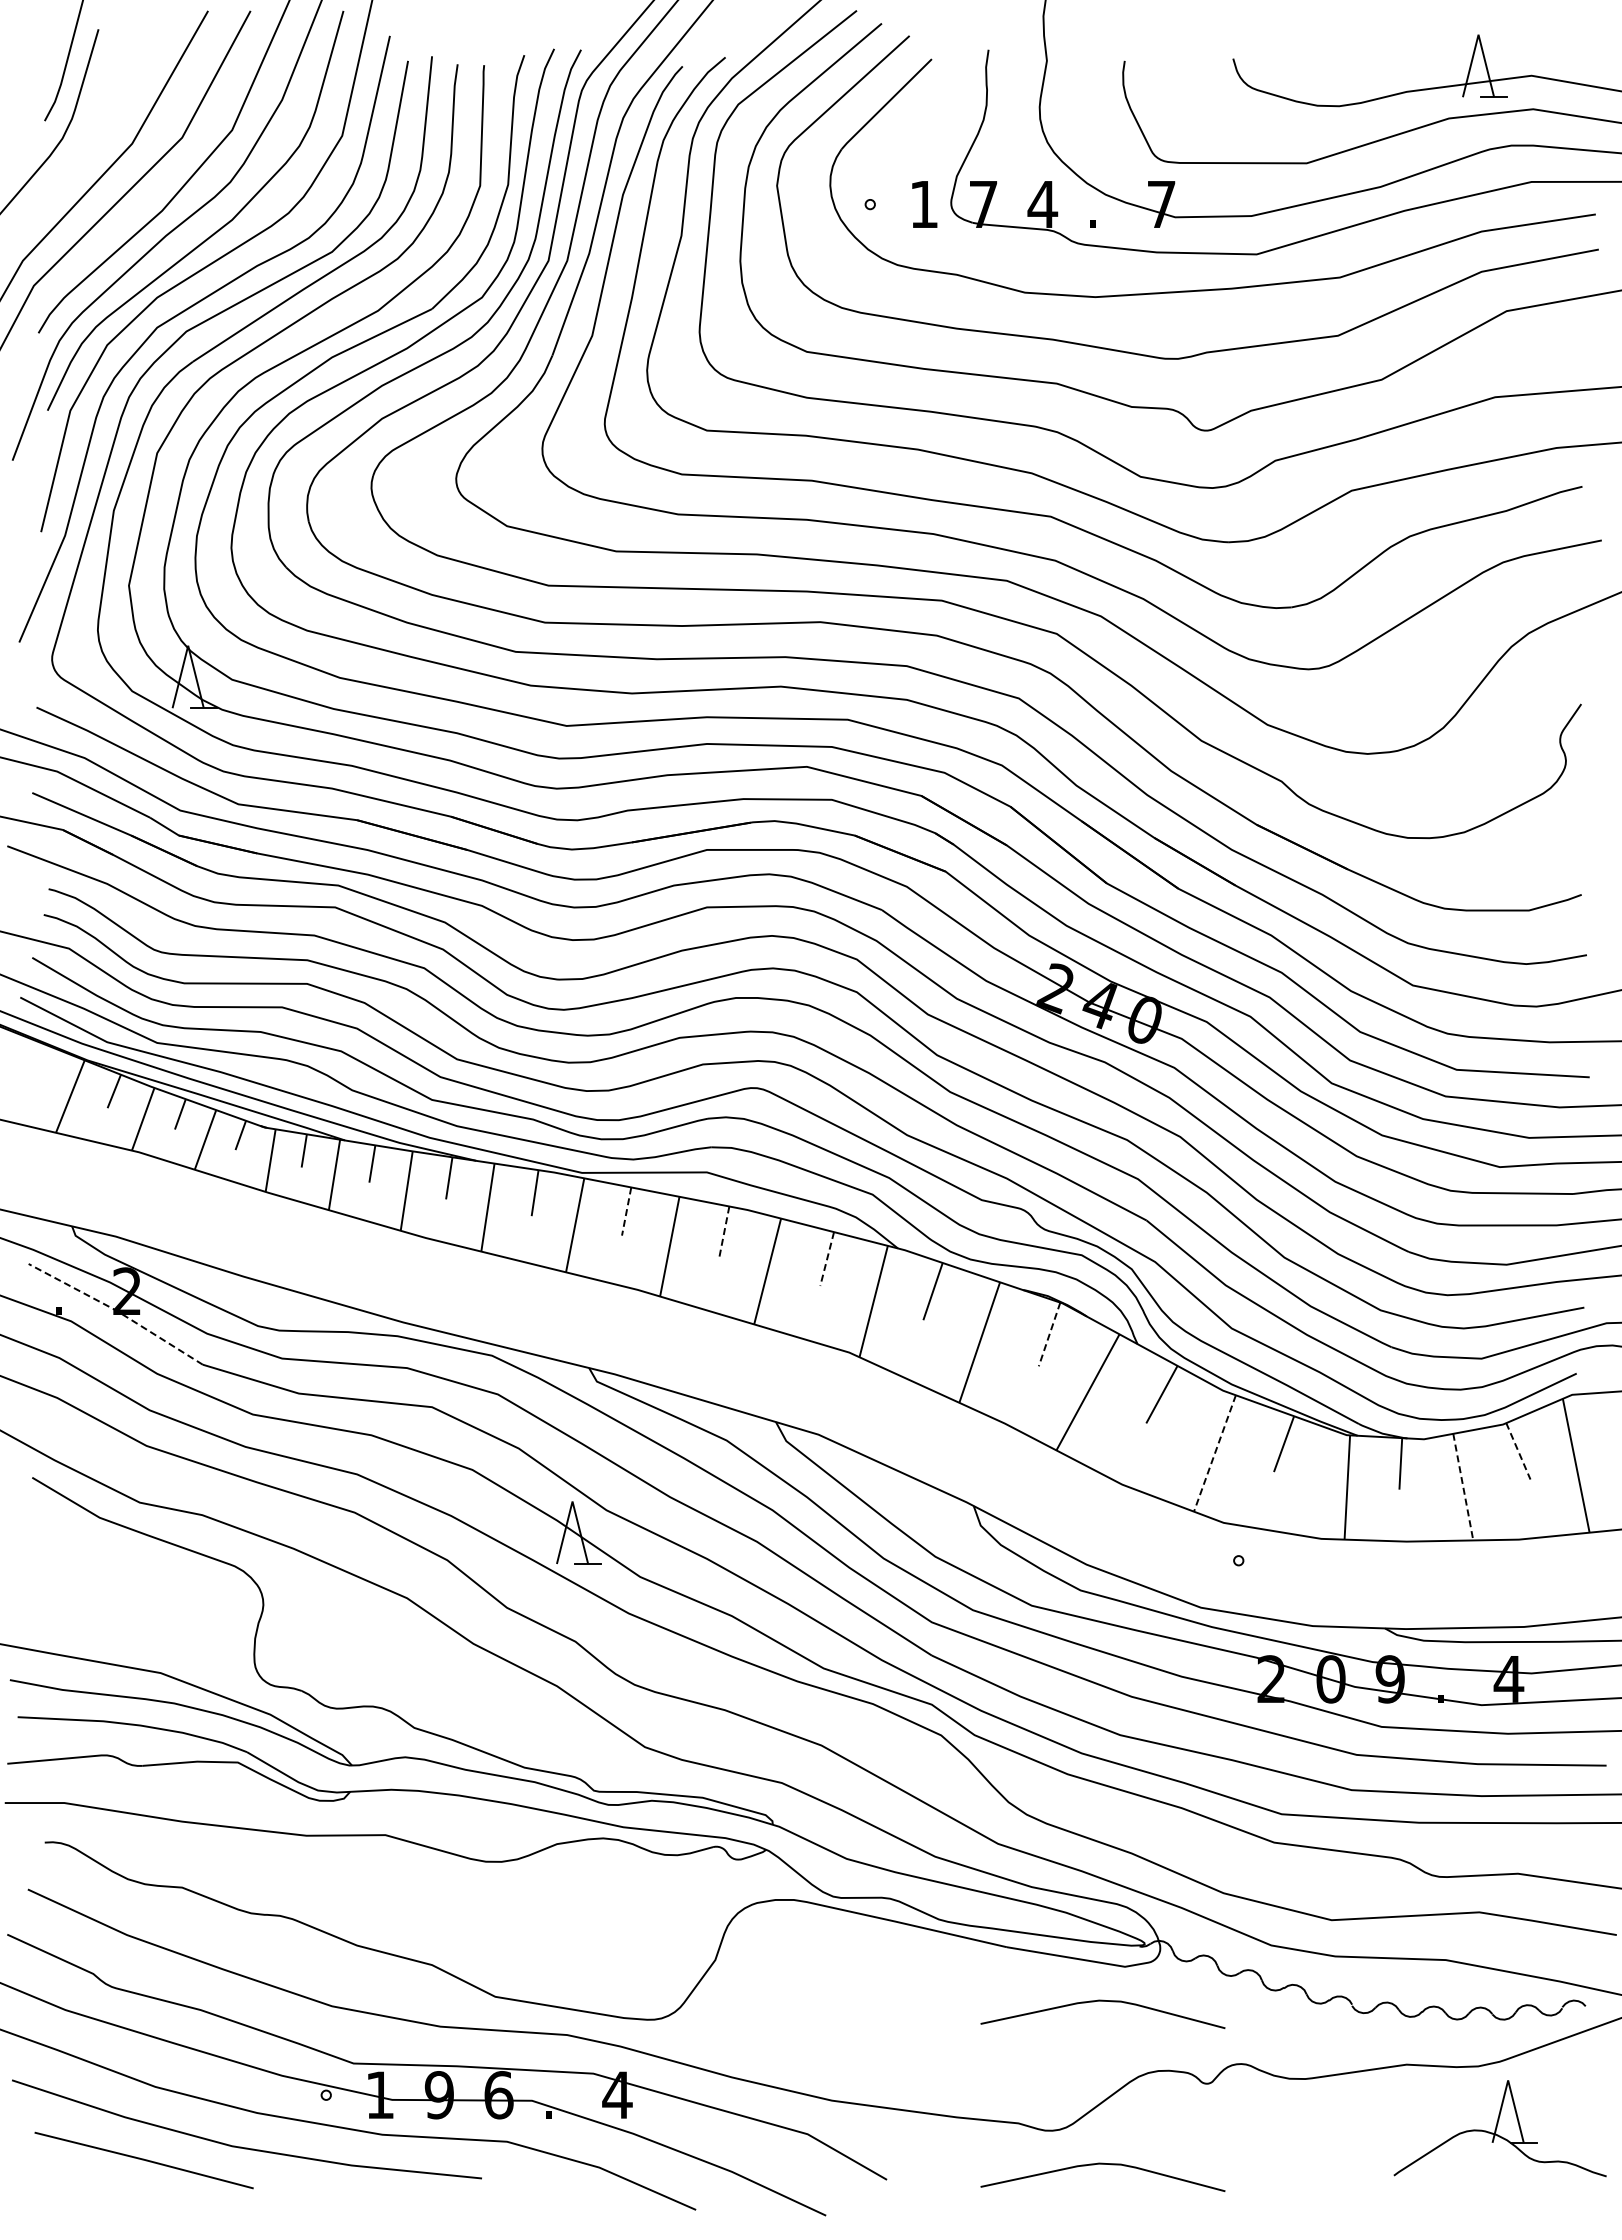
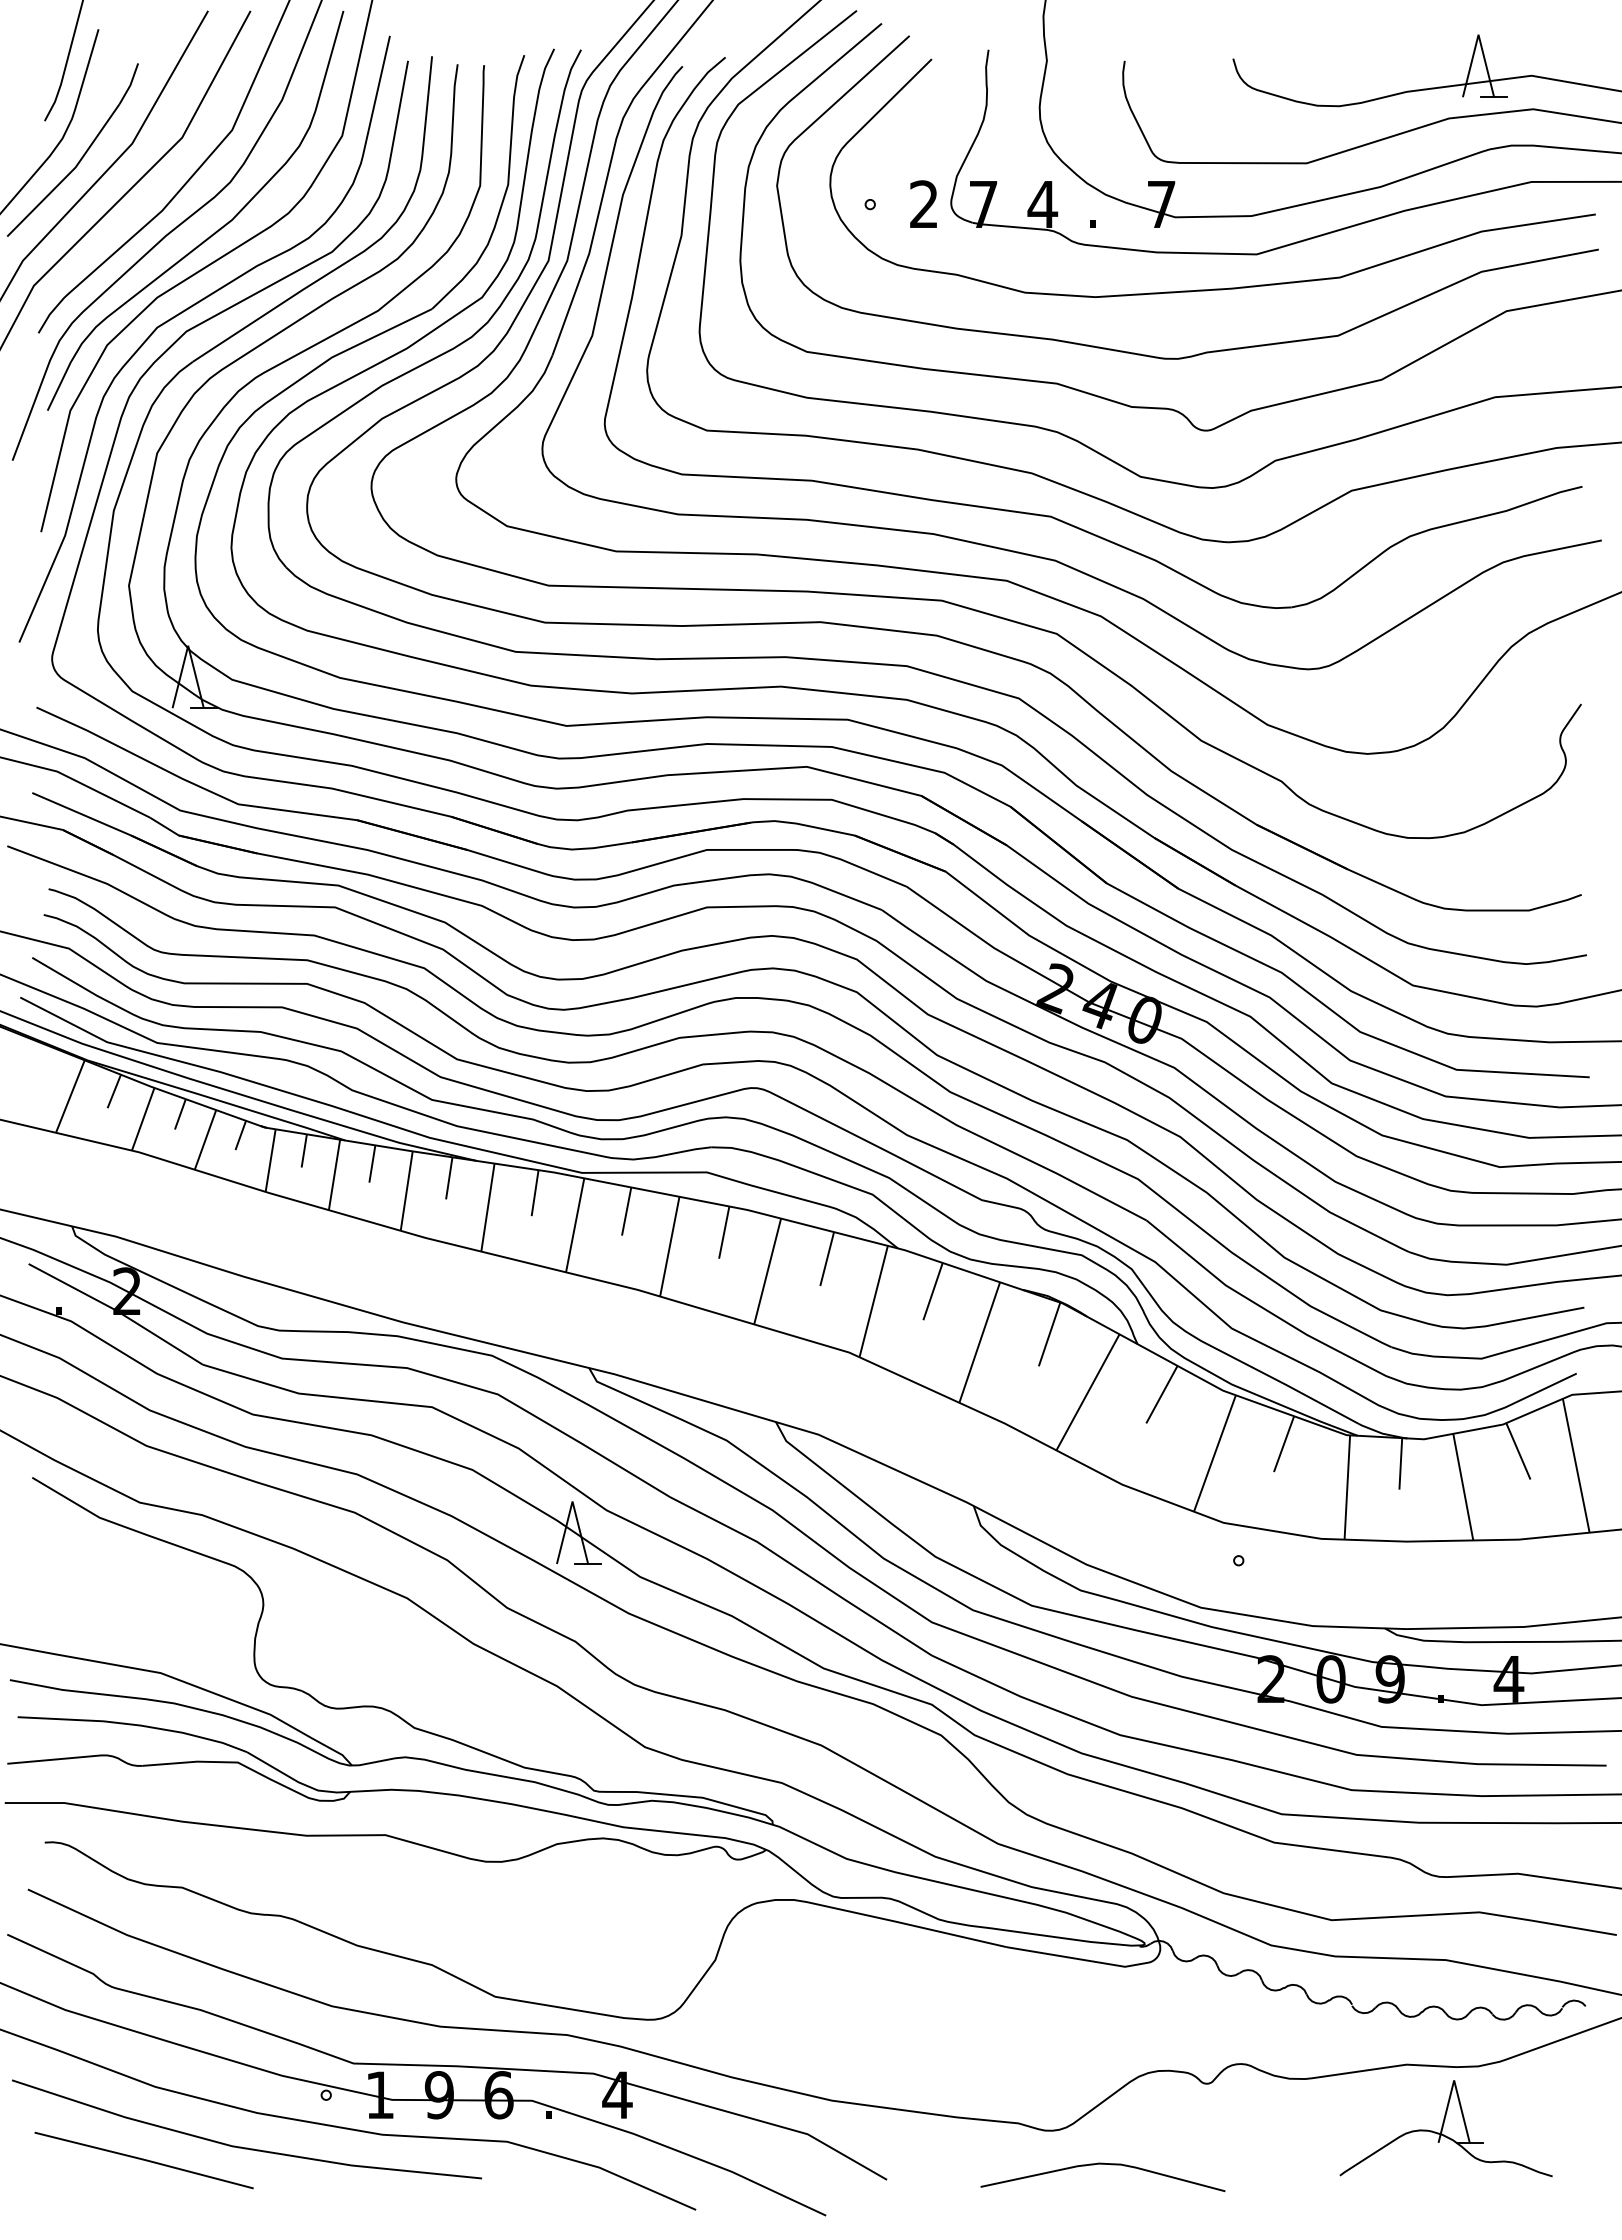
part: none -> present (82, 155)
text: 1 -> 2 (923, 203)
line: dashed -> solid (626, 1212)
line: dashed -> solid (724, 1232)
line: dashed -> solid (827, 1259)
line: dashed -> solid (116, 1310)
line: dashed -> solid (1049, 1334)
line: dashed -> solid (1518, 1451)
line: dashed -> solid (1214, 1453)
line: dashed -> solid (1463, 1487)
curve: present -> none (1102, 2001)
part position: (1499, 2128) -> (1445, 2128) (1445, 2128)
